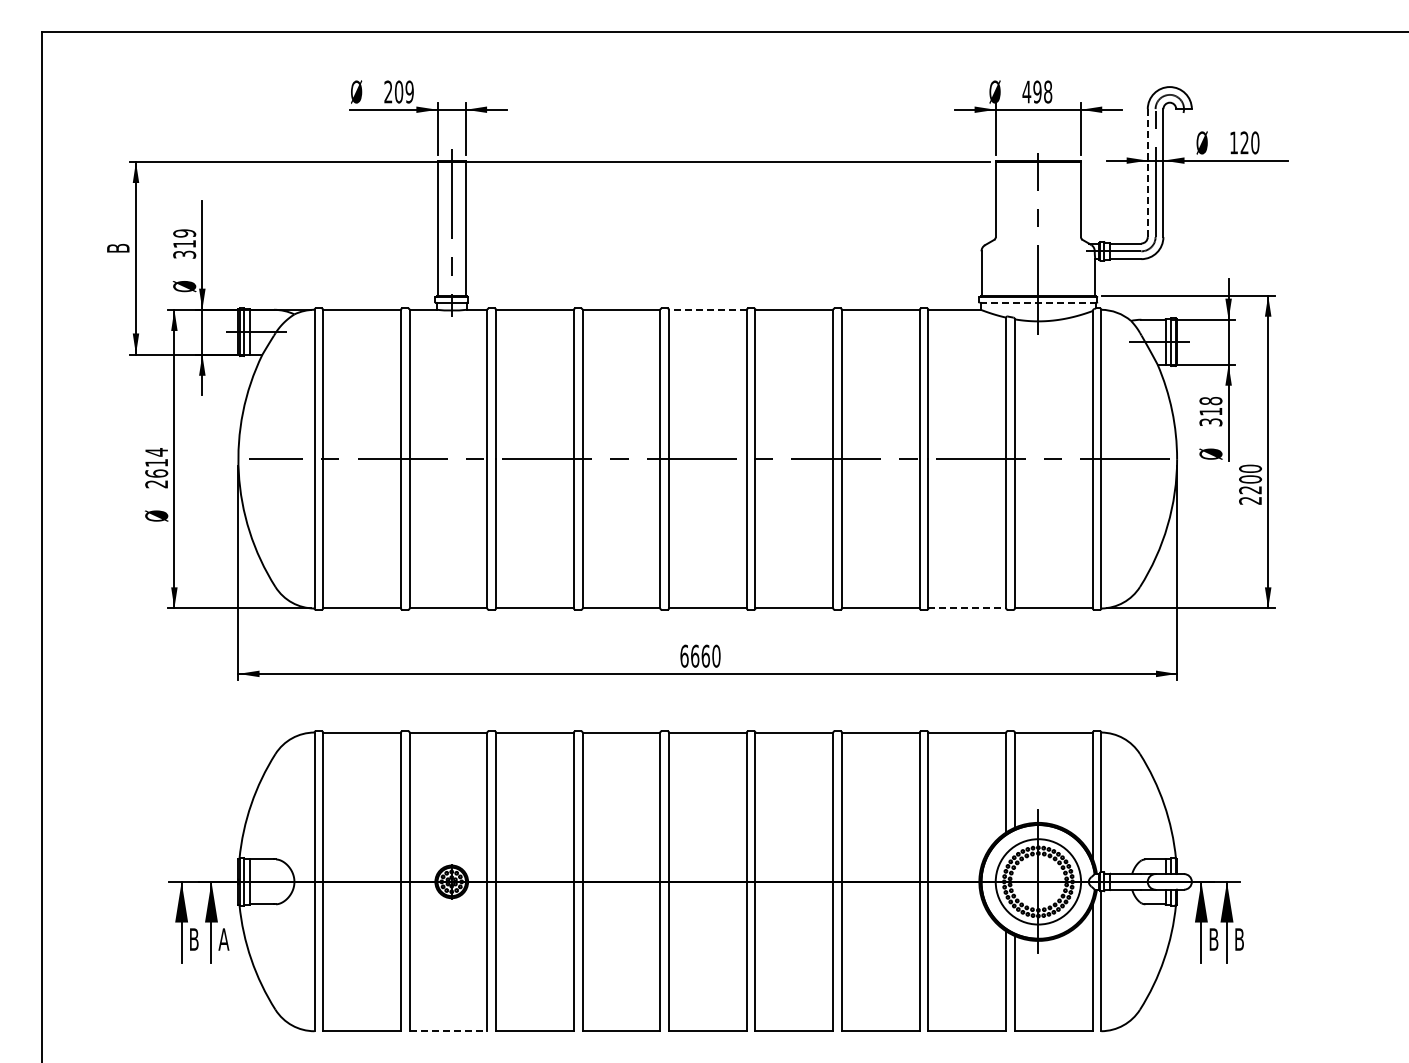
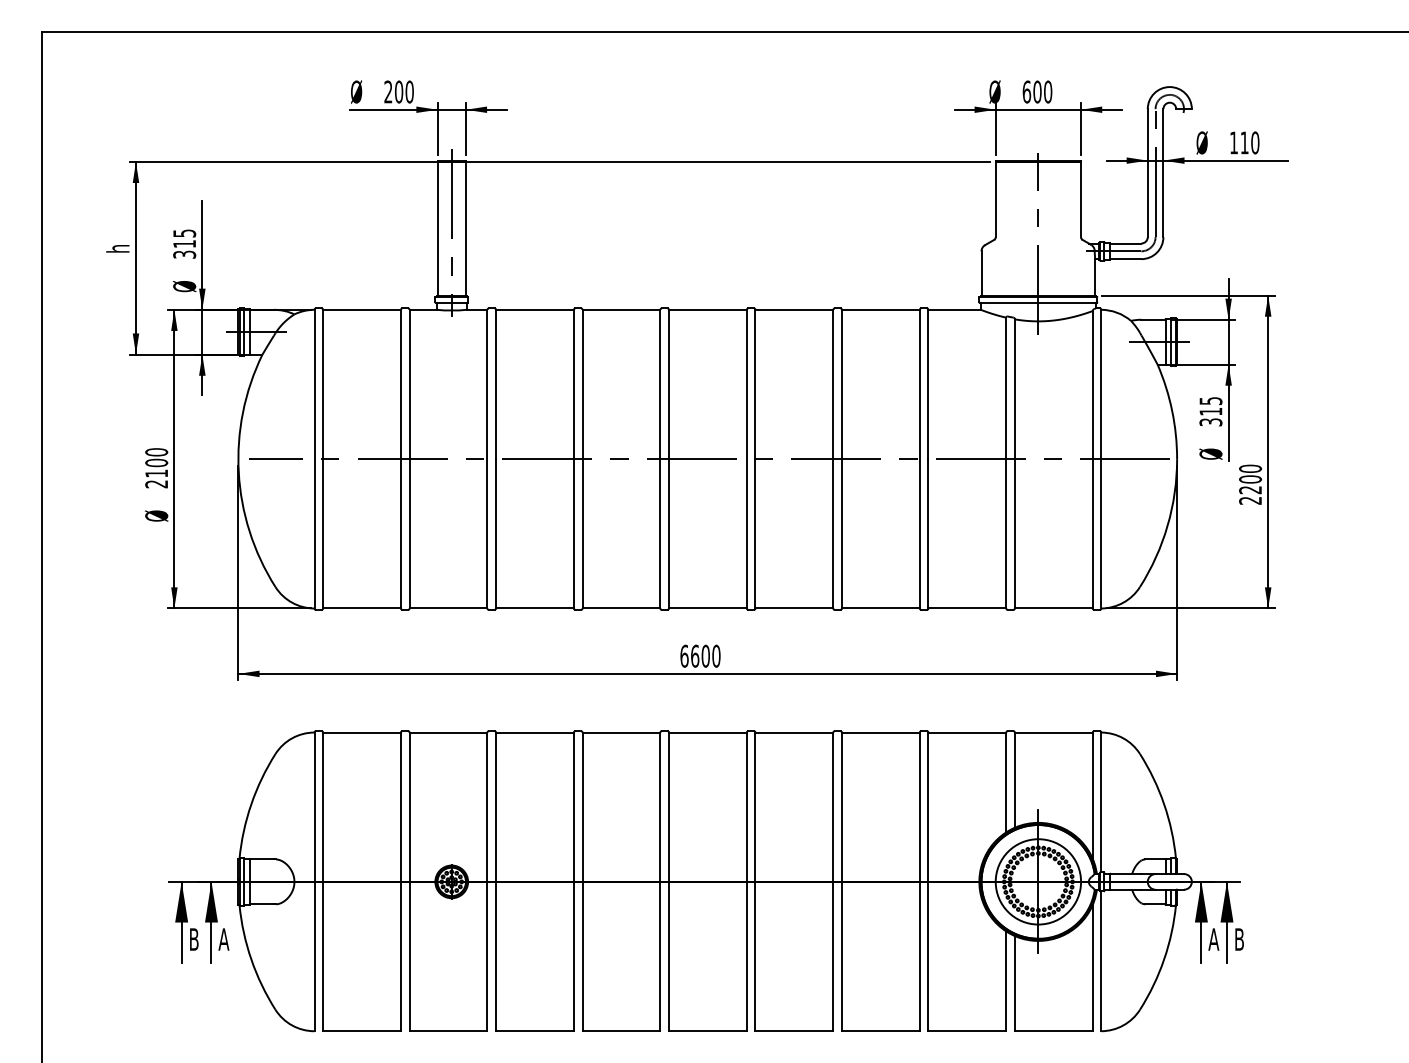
text: 209 -> 200 (409, 91)
text: 498 -> 600 (1037, 91)
text: 120 -> 110 (1244, 142)
line: dashed -> solid (1147, 173)
text: 319 -> 315 (184, 233)
text: B -> h (117, 247)
line: dashed -> solid (1038, 302)
line: dashed -> solid (707, 309)
text: 318 -> 315 (1210, 401)
text: 2614 -> 2100 (156, 462)
line: dashed -> solid (967, 608)
text: 6660 -> 6600 (705, 655)
text: B -> A (1213, 939)
line: dashed -> solid (448, 1031)
